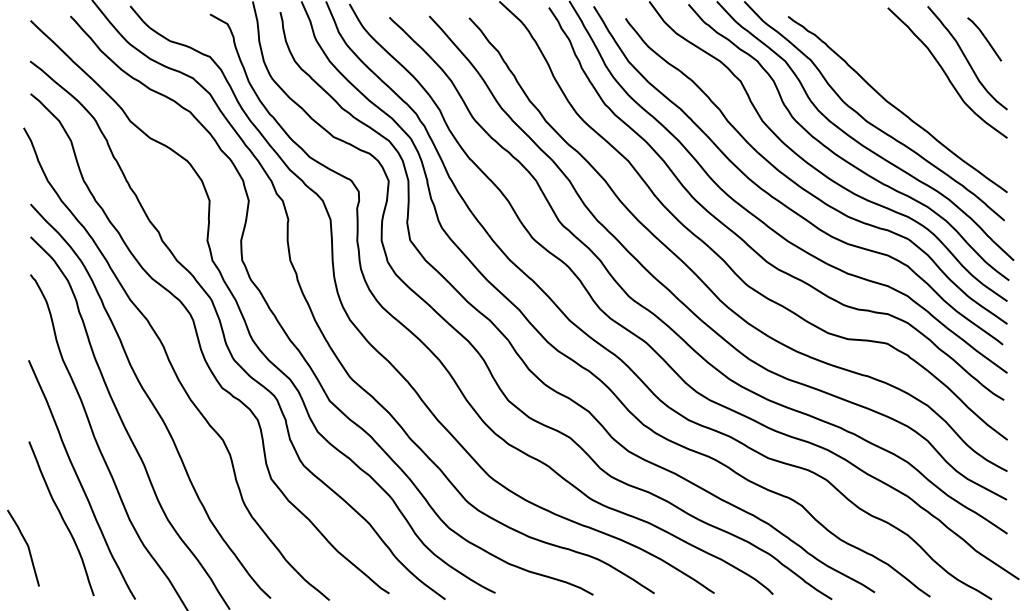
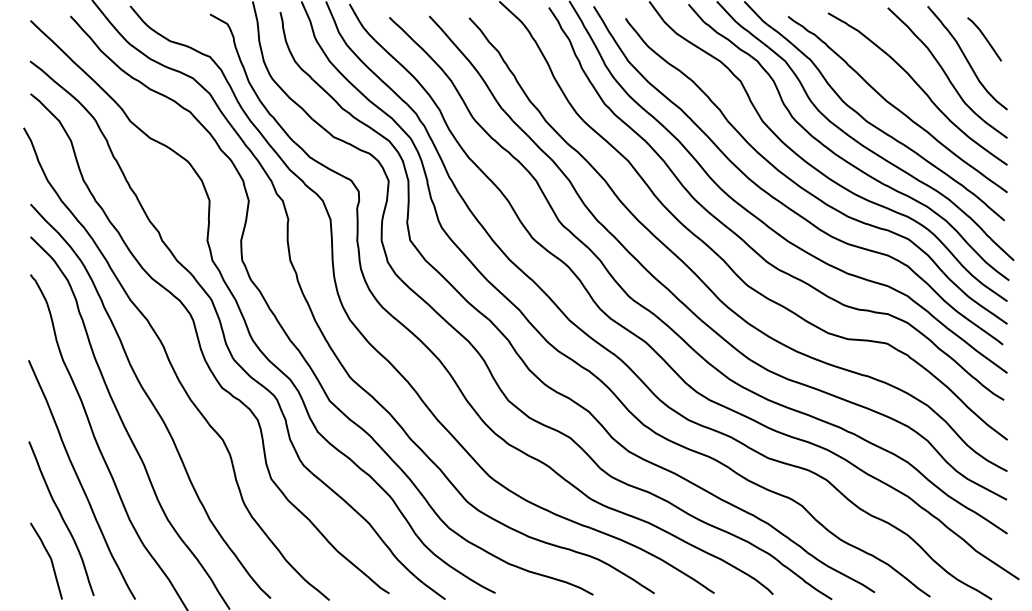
curve: none -> present (918, 87)
curve position: (26, 545) -> (49, 558) (49, 558)
